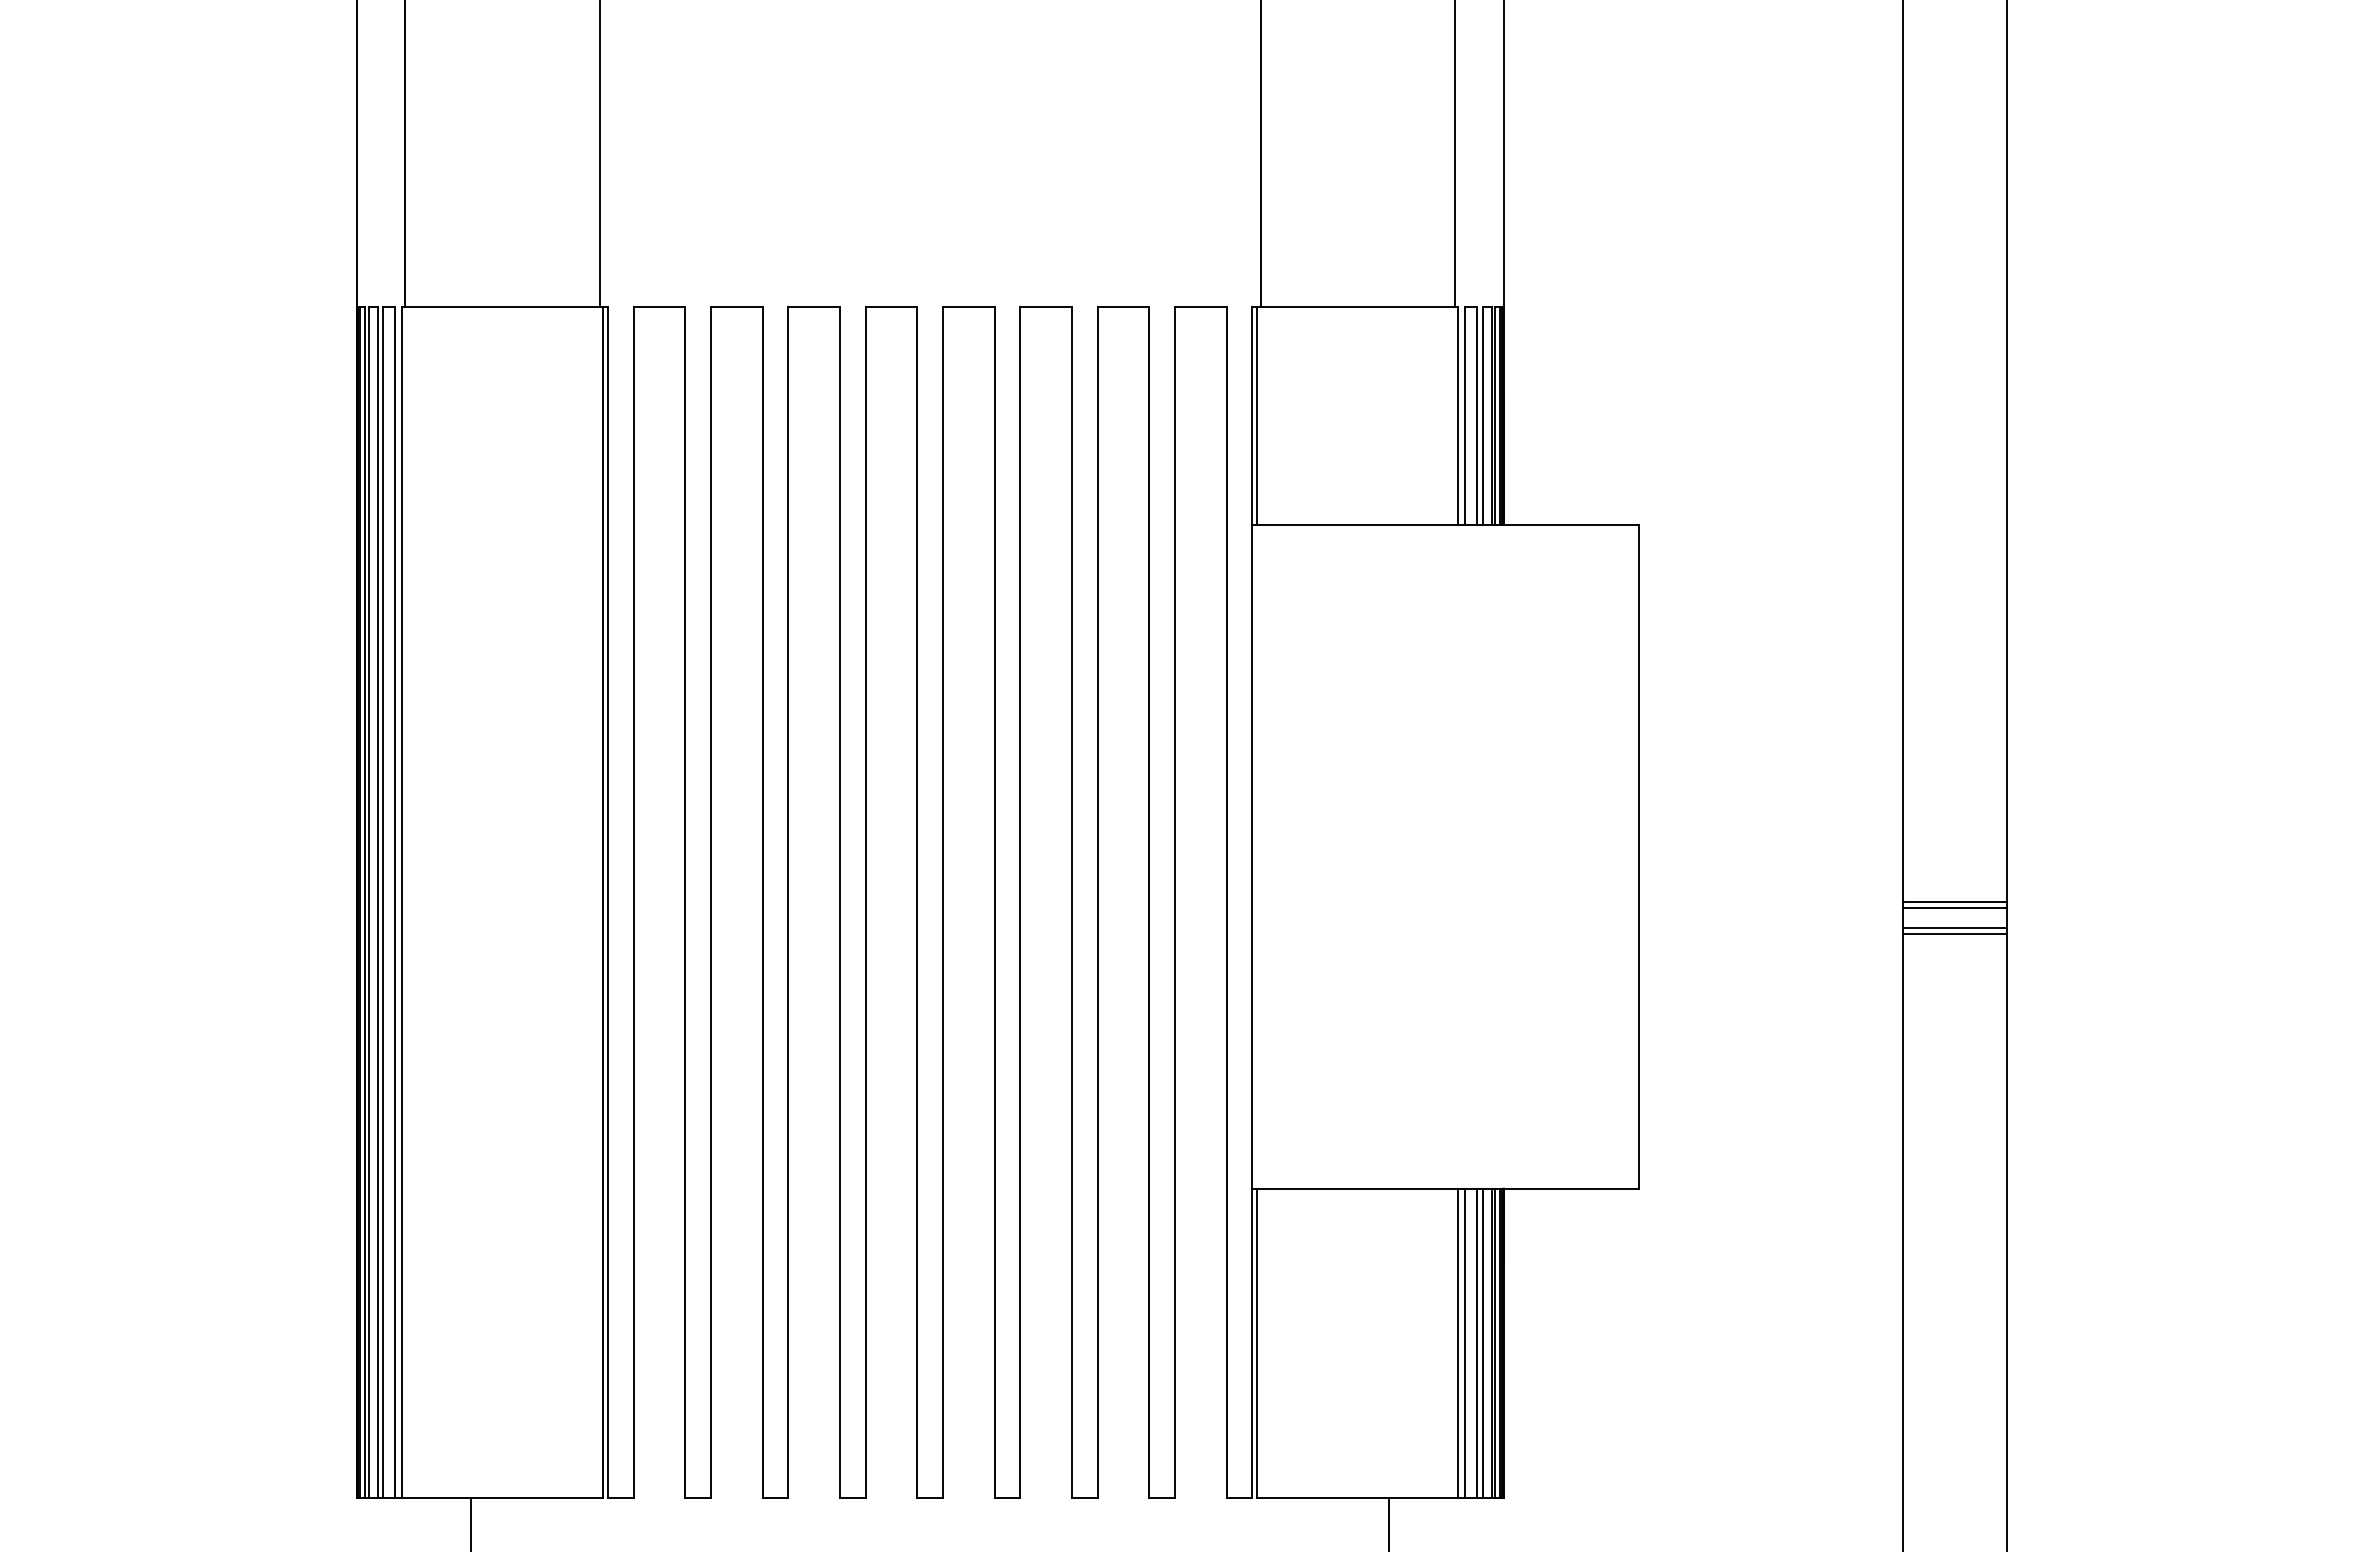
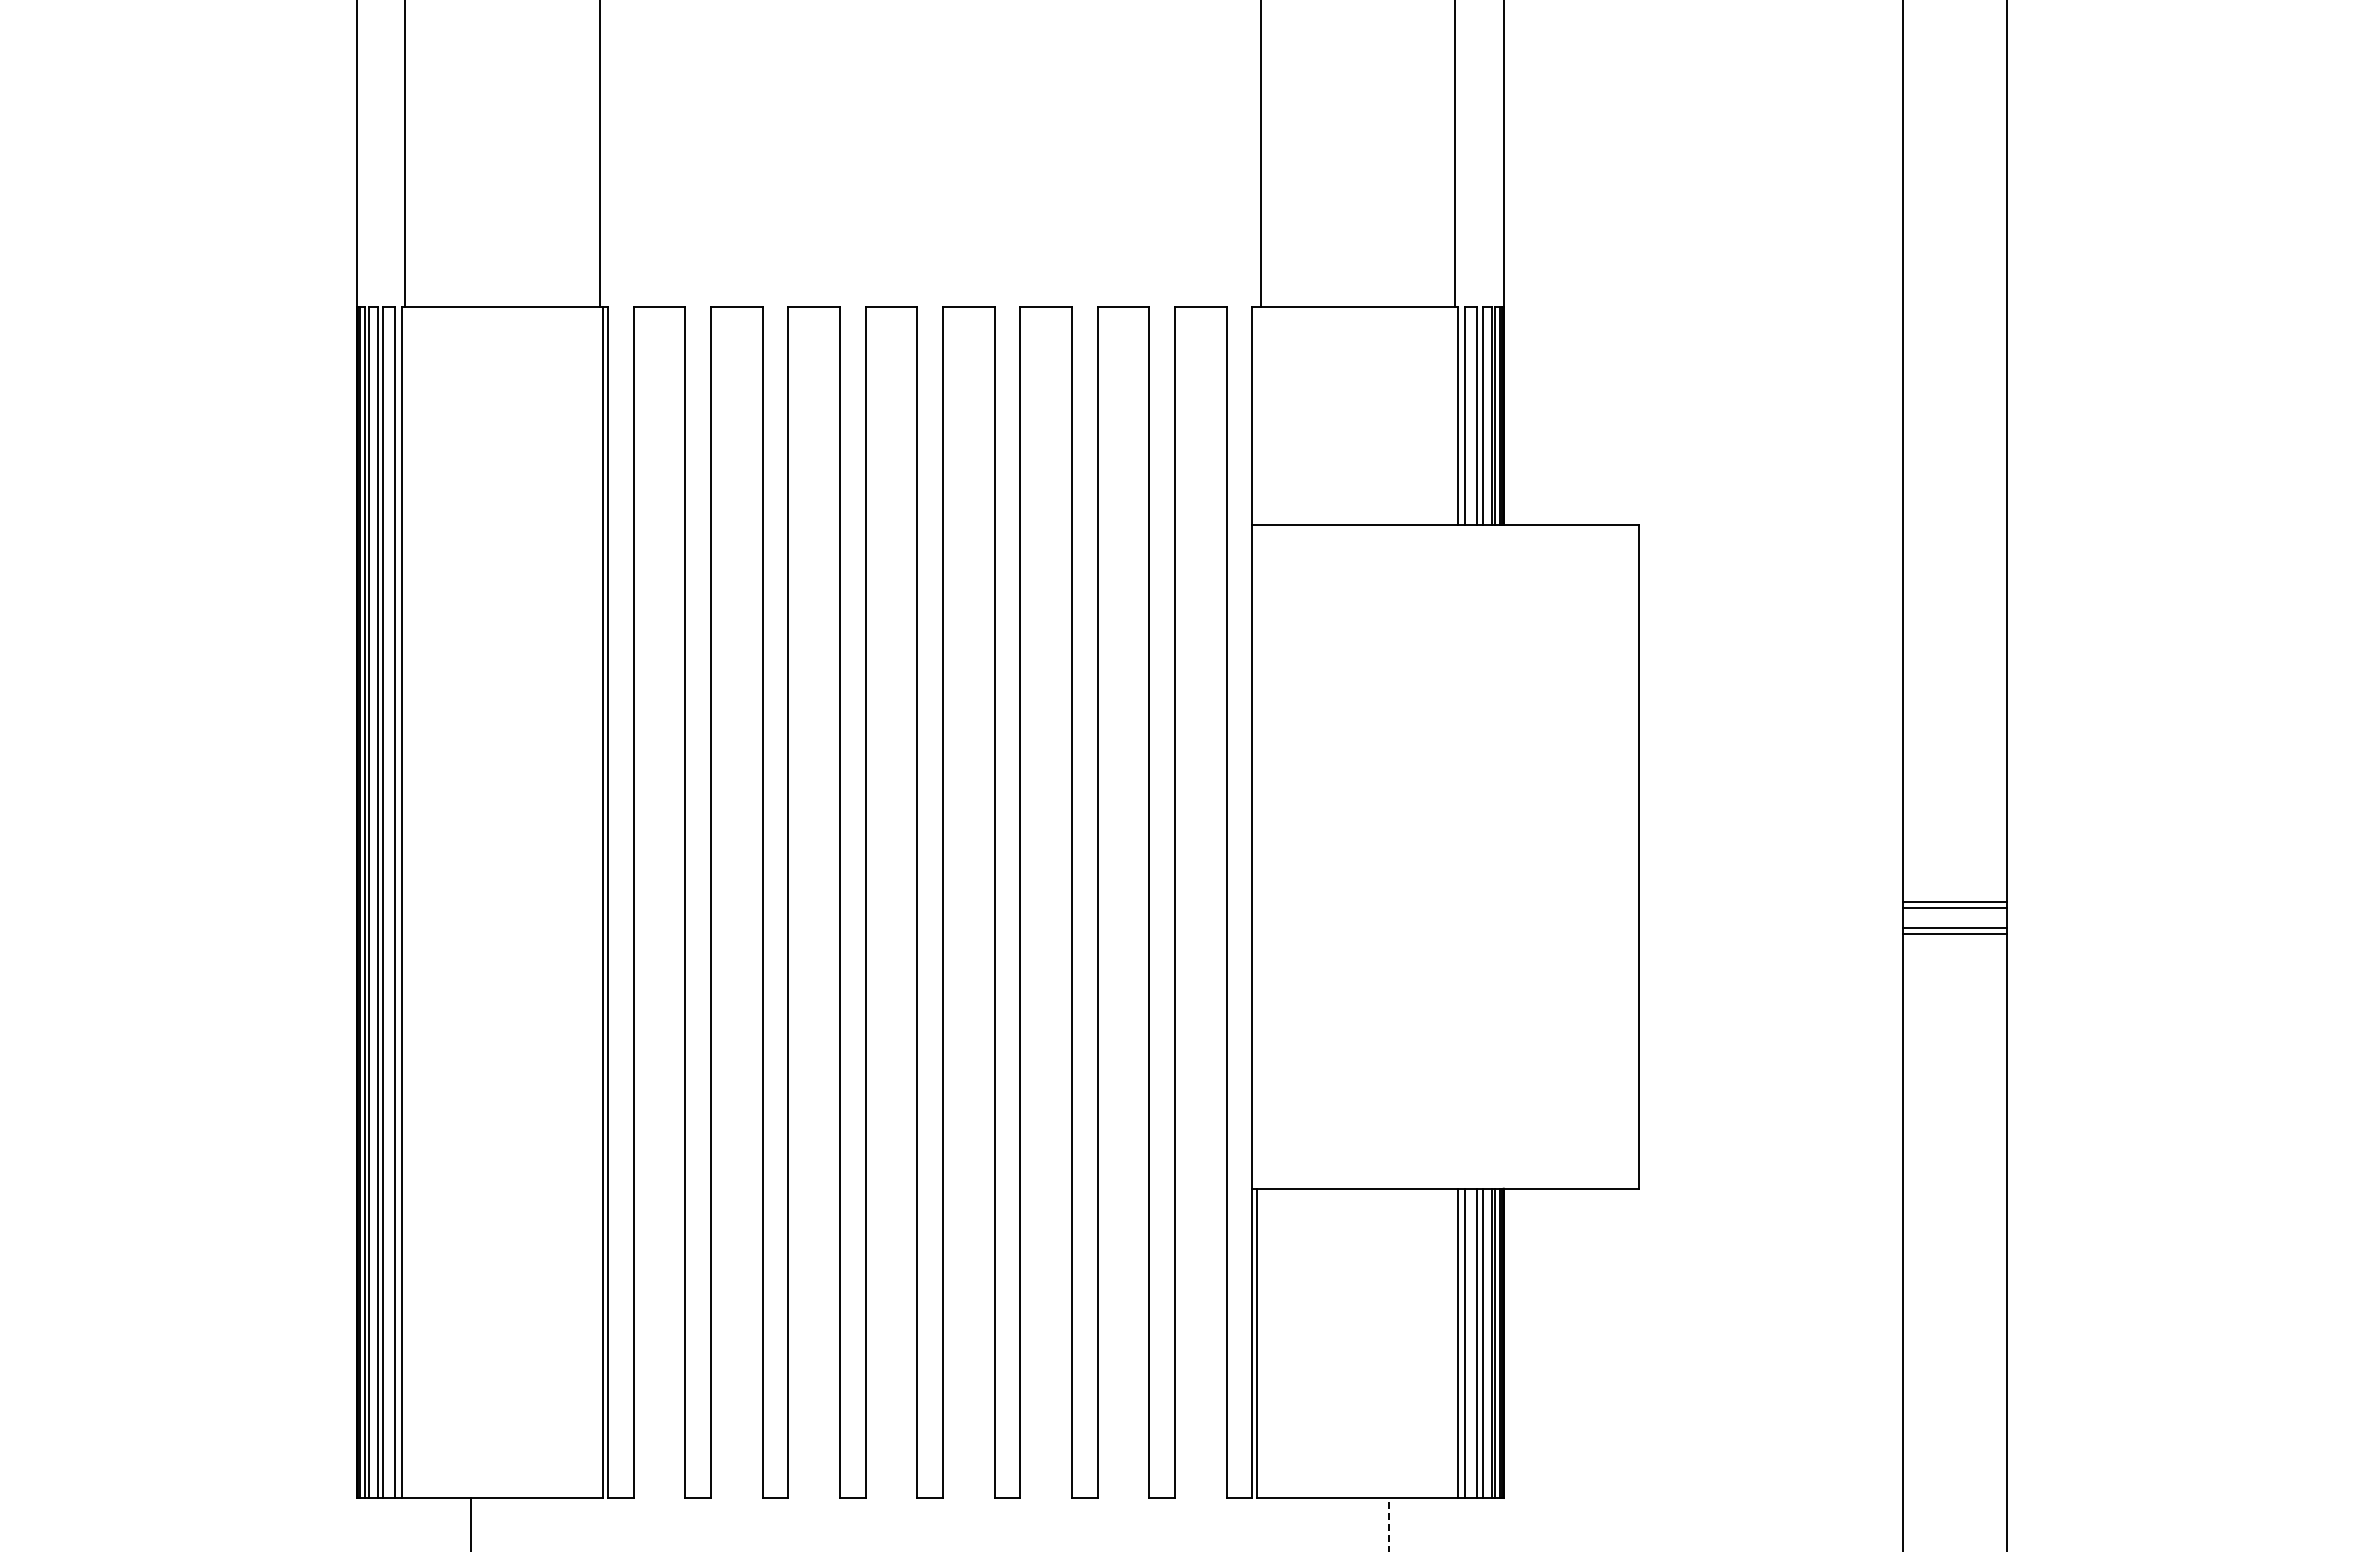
line: present -> none (1256, 415)
line: solid -> dashed (1389, 1524)
